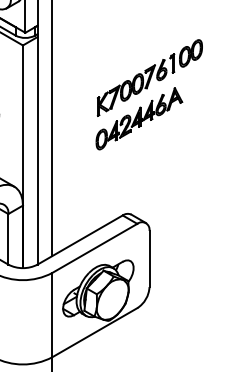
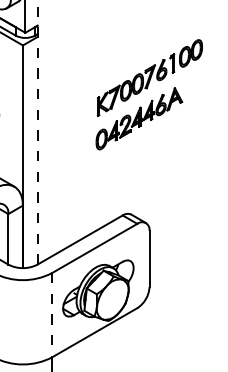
line: present -> none (52, 129)
line: solid -> dashed (37, 131)
line: solid -> dashed (52, 315)
